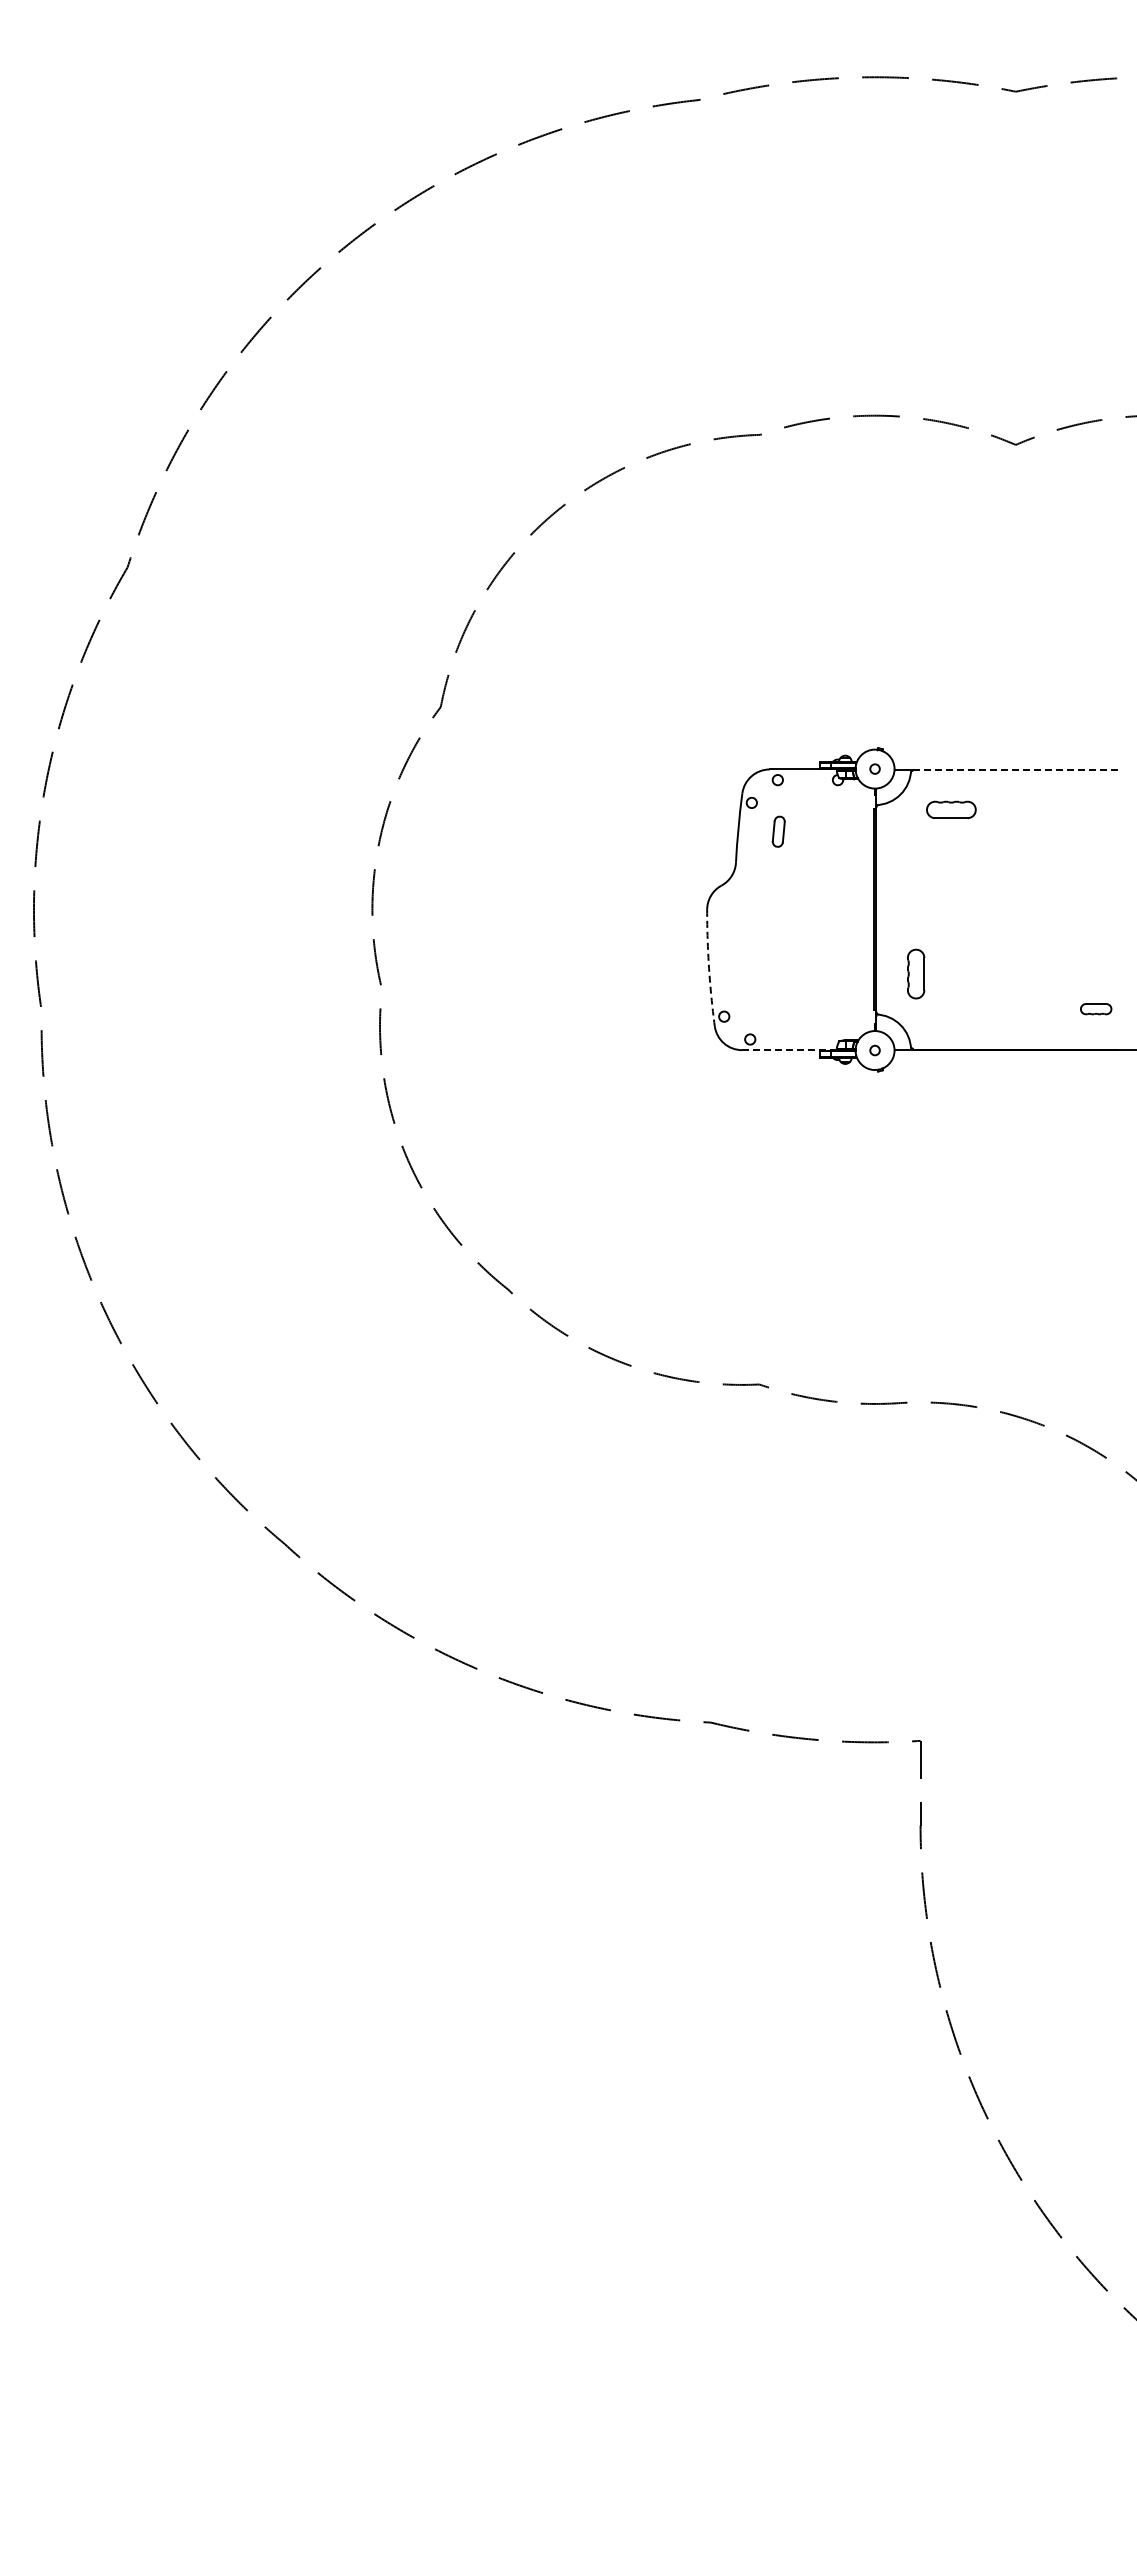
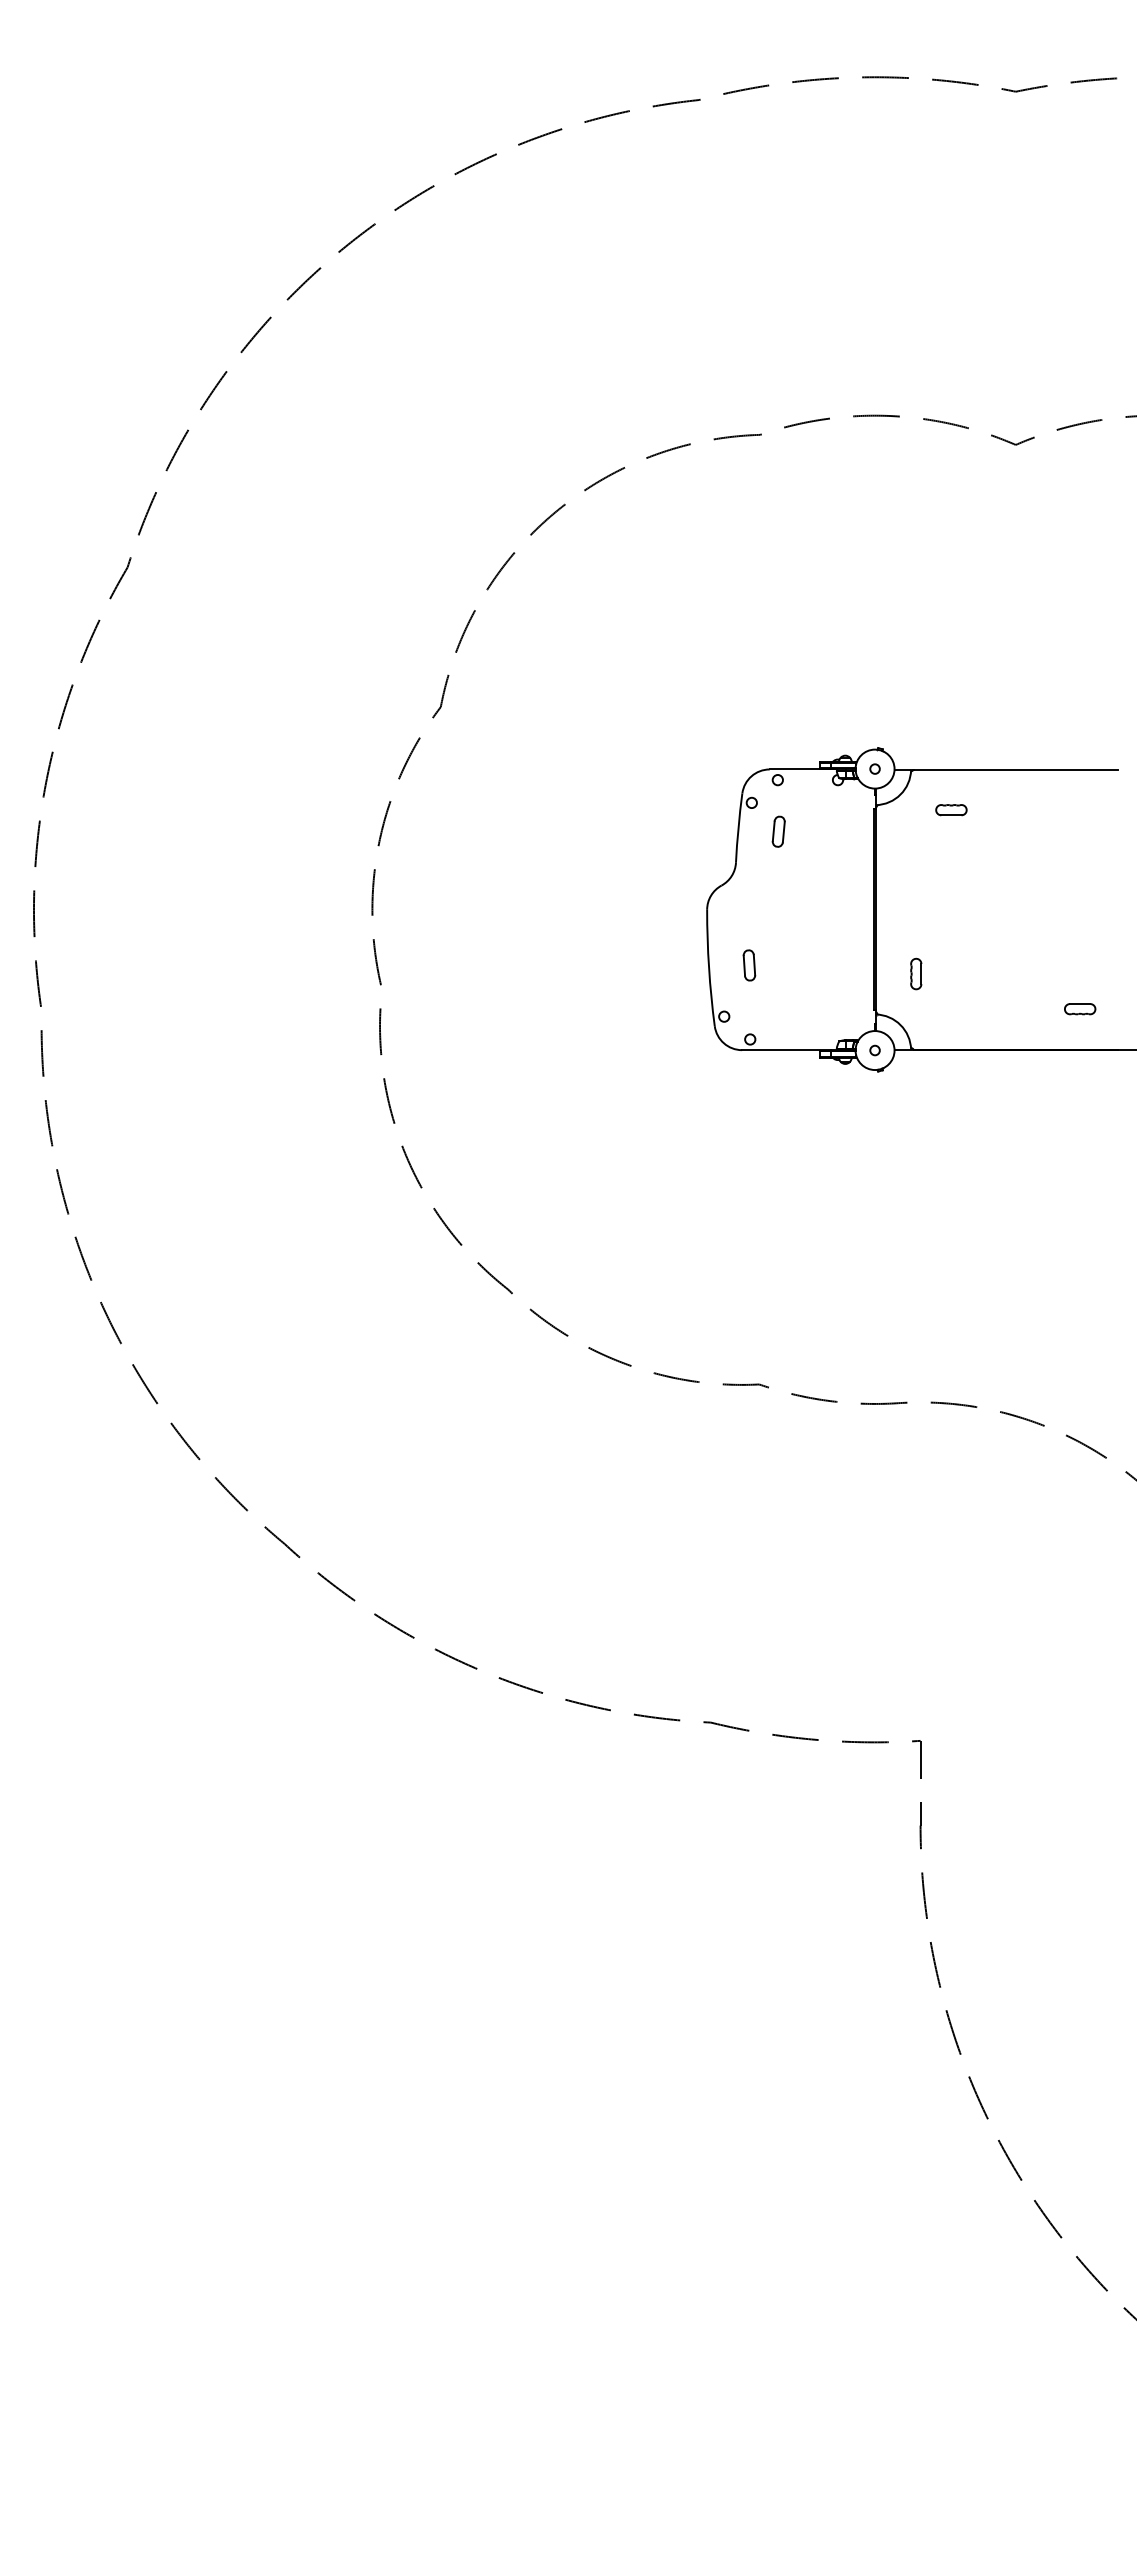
line: dashed -> solid (1015, 769)
part size: 51x19 px -> 33x13 px (951, 810)
part: none -> present (749, 965)
arc: dashed -> solid (709, 968)
part size: 19x52 px -> 13x34 px (916, 973)
part position: (1096, 1009) -> (1080, 1009) (1080, 1009)
line: dashed -> solid (788, 1050)
